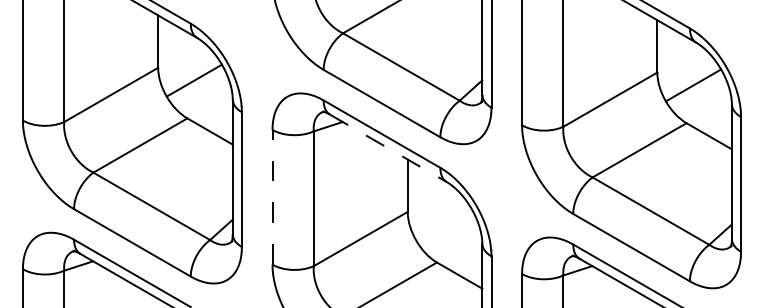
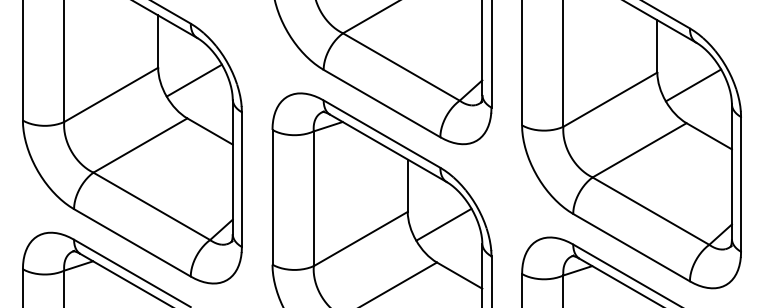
line: dashed -> solid (388, 148)
line: dashed -> solid (272, 196)
line: none -> present (443, 224)
